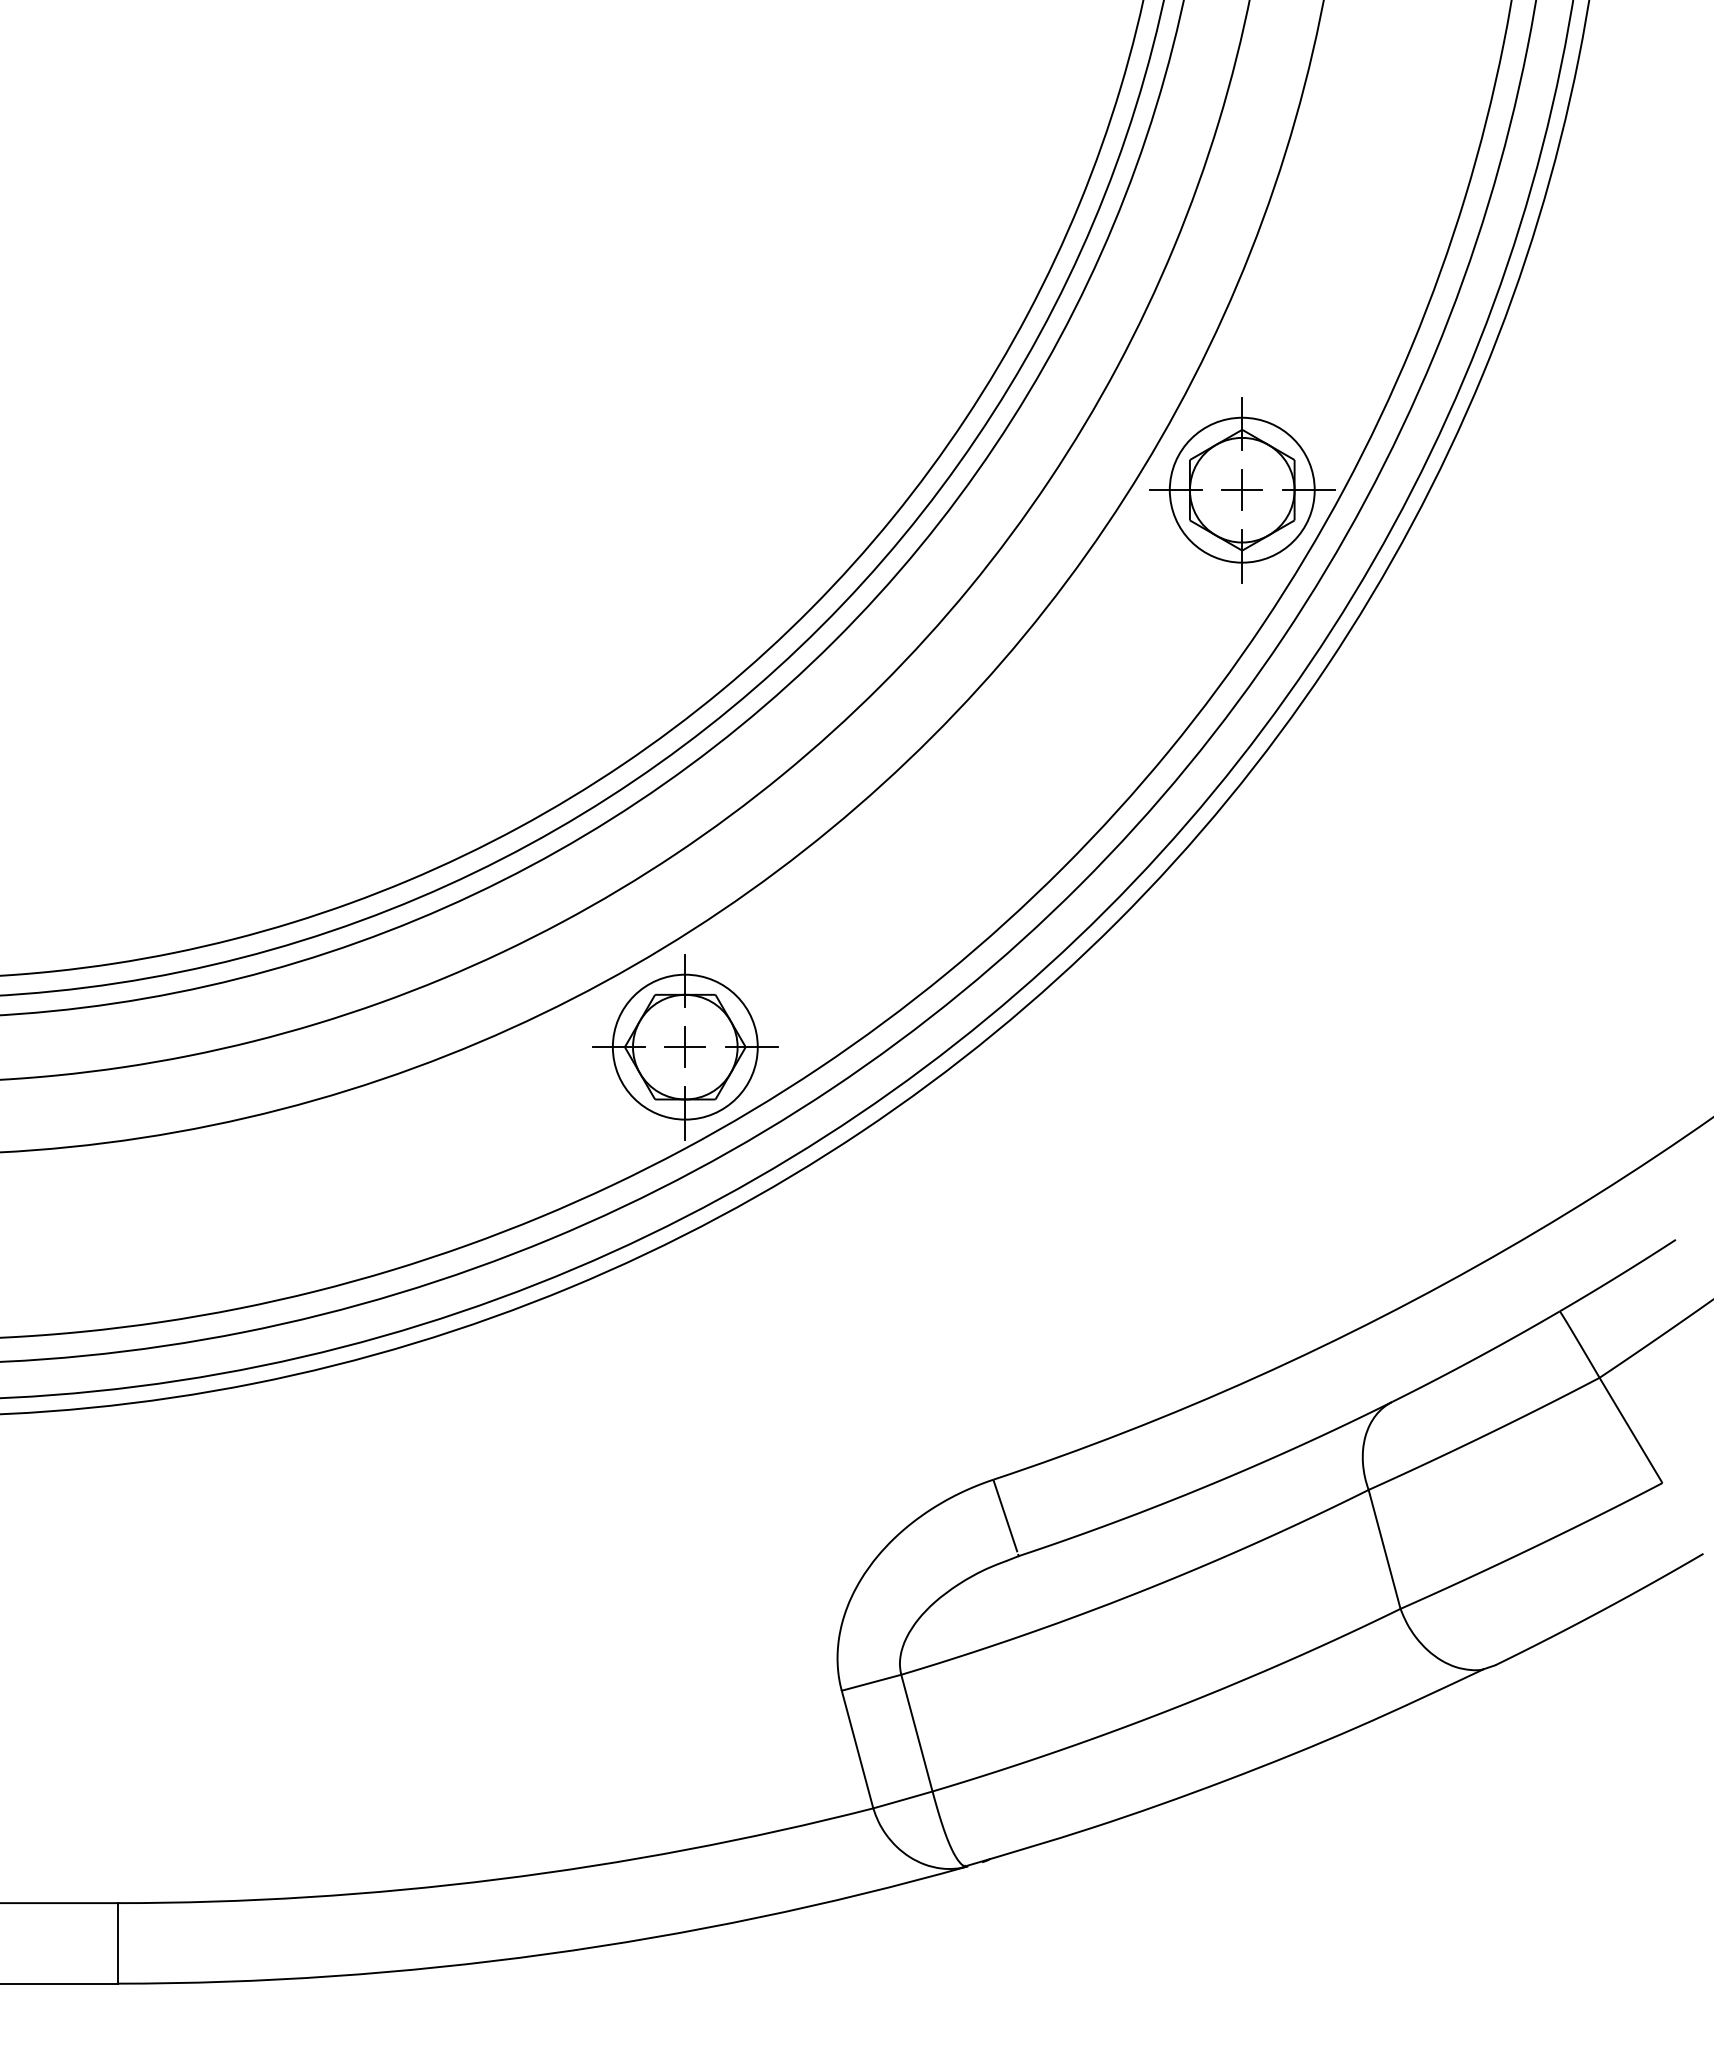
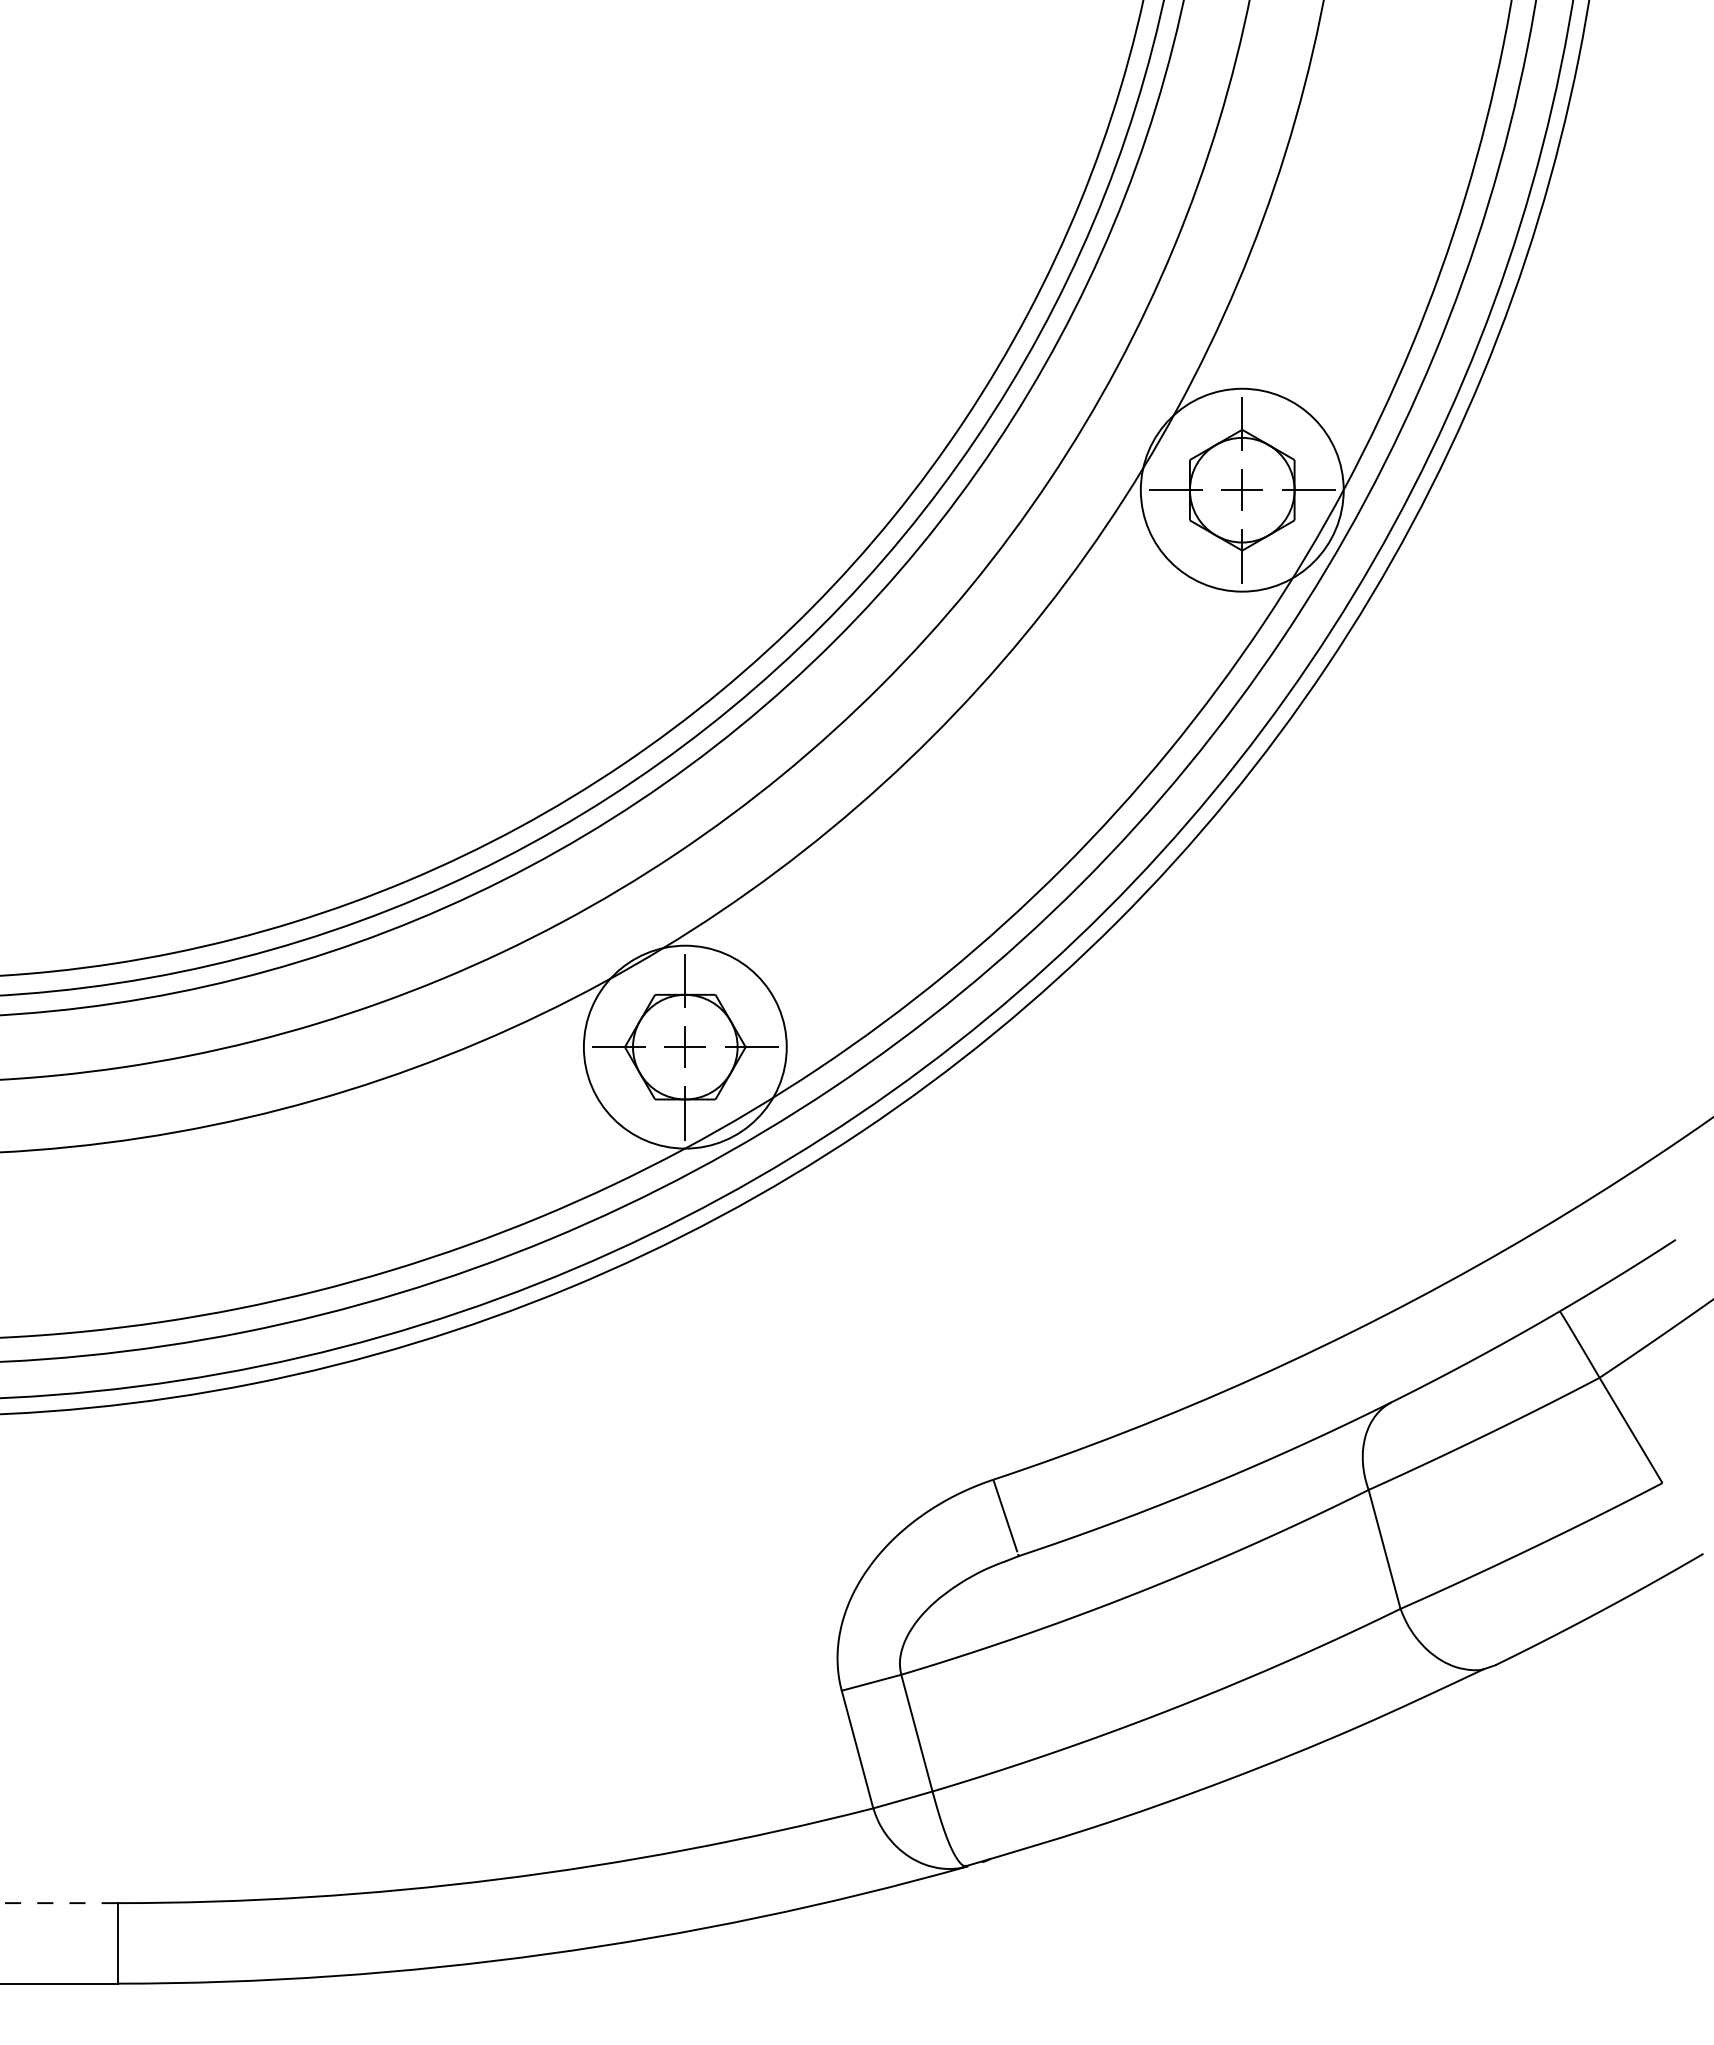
circle diameter: 145 px -> 203 px (1241, 489)
circle diameter: 145 px -> 203 px (684, 1046)
line: solid -> dashed (58, 1903)
